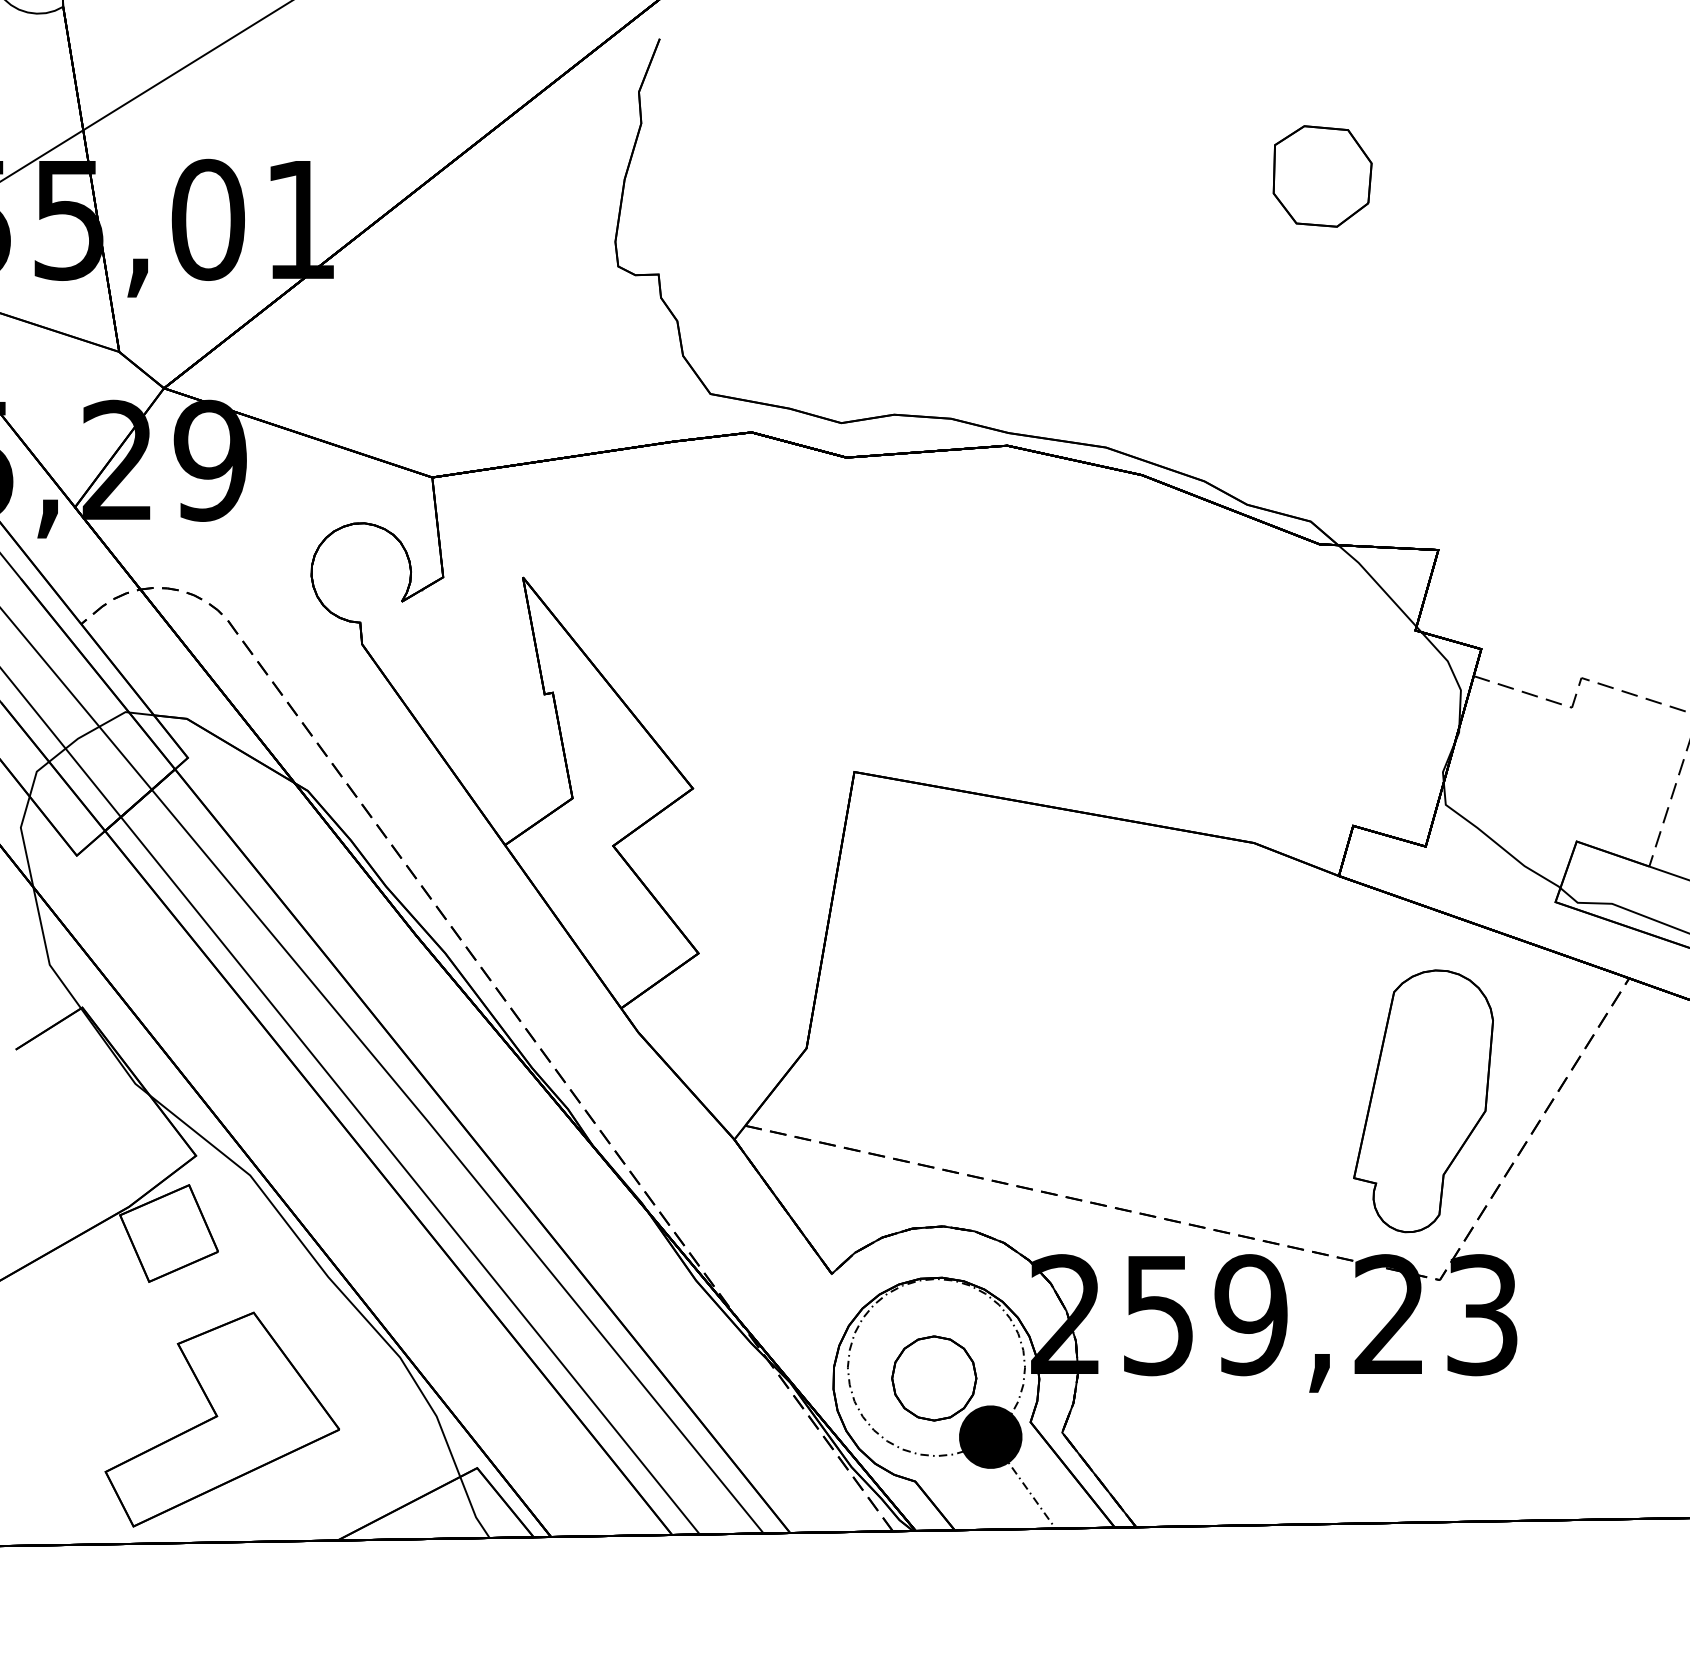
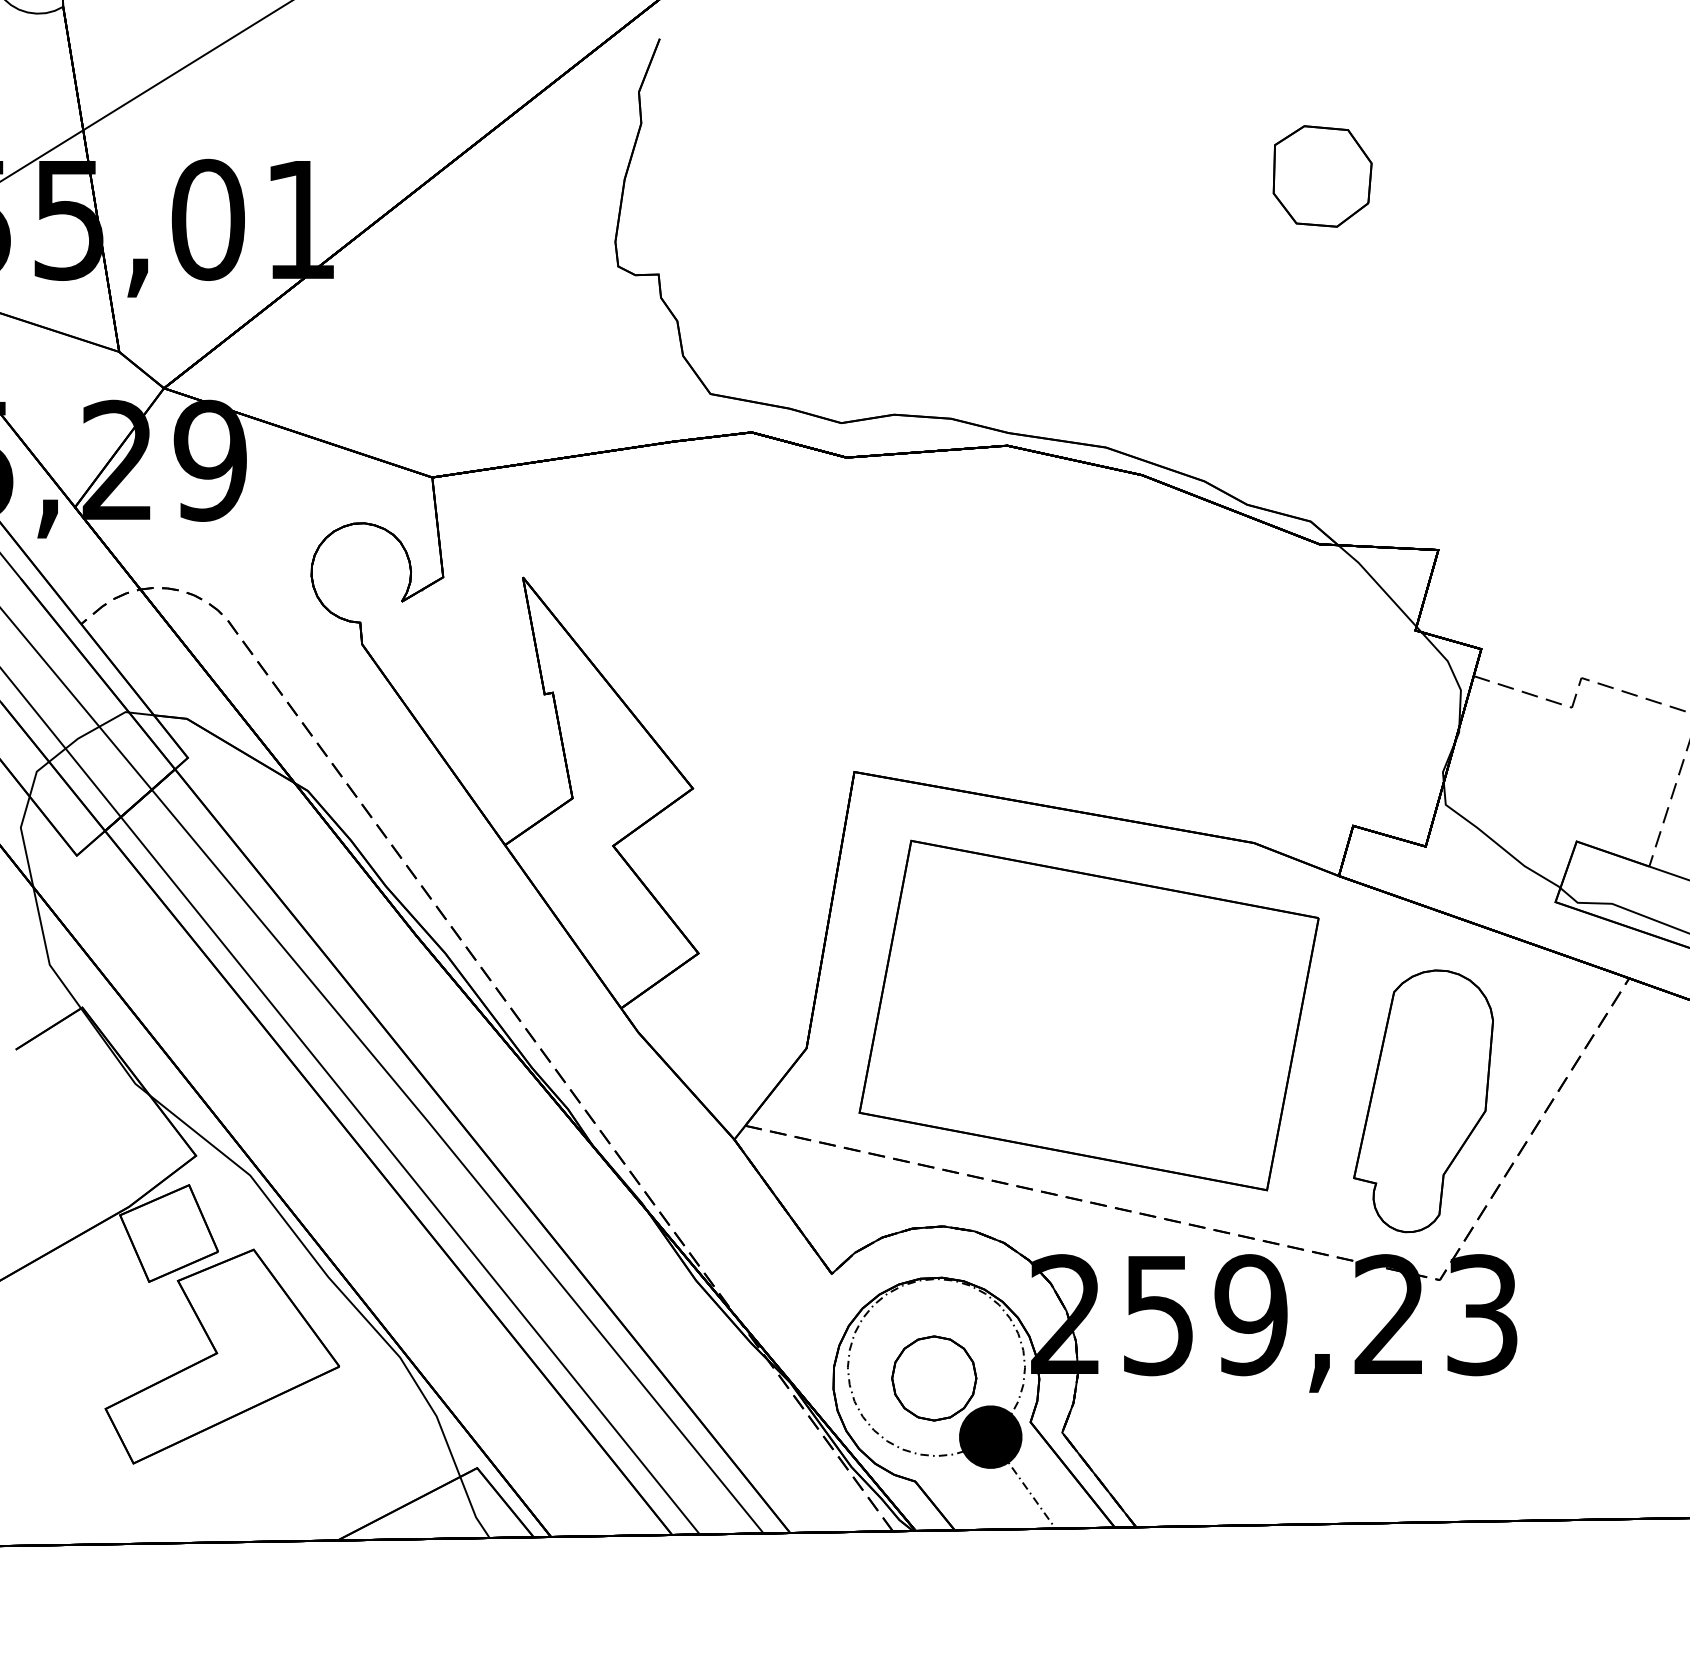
part: none -> present (1088, 1015)
part position: (221, 1419) -> (221, 1356) (221, 1356)
